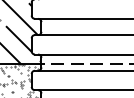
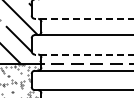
line: solid -> dashed (83, 18)
line: solid -> dashed (83, 54)
